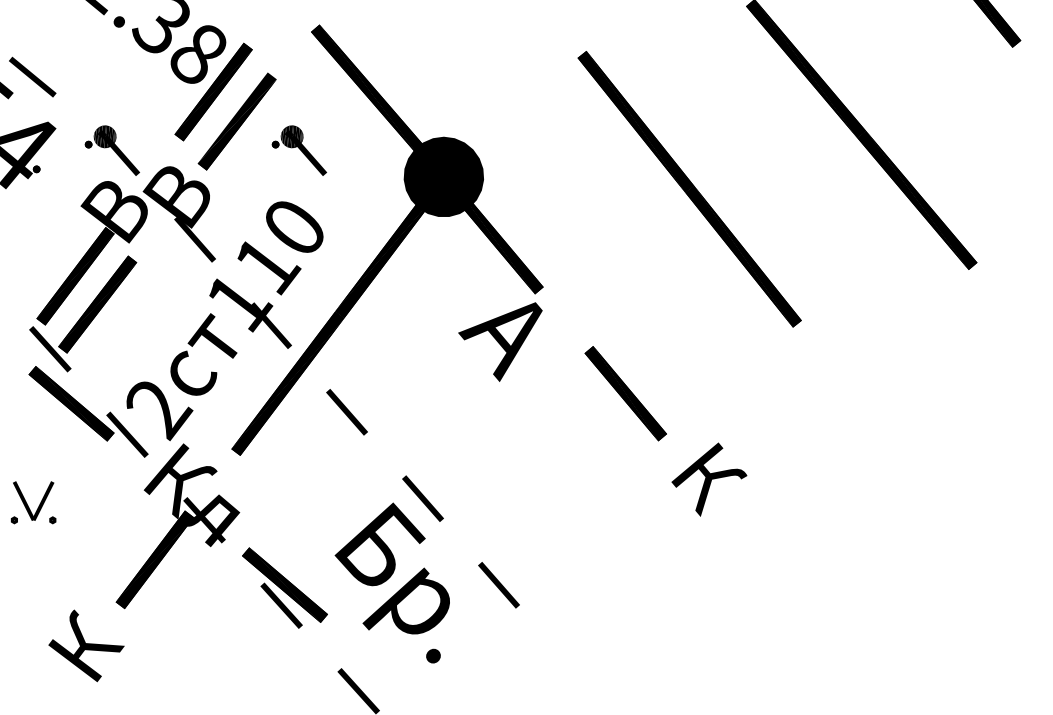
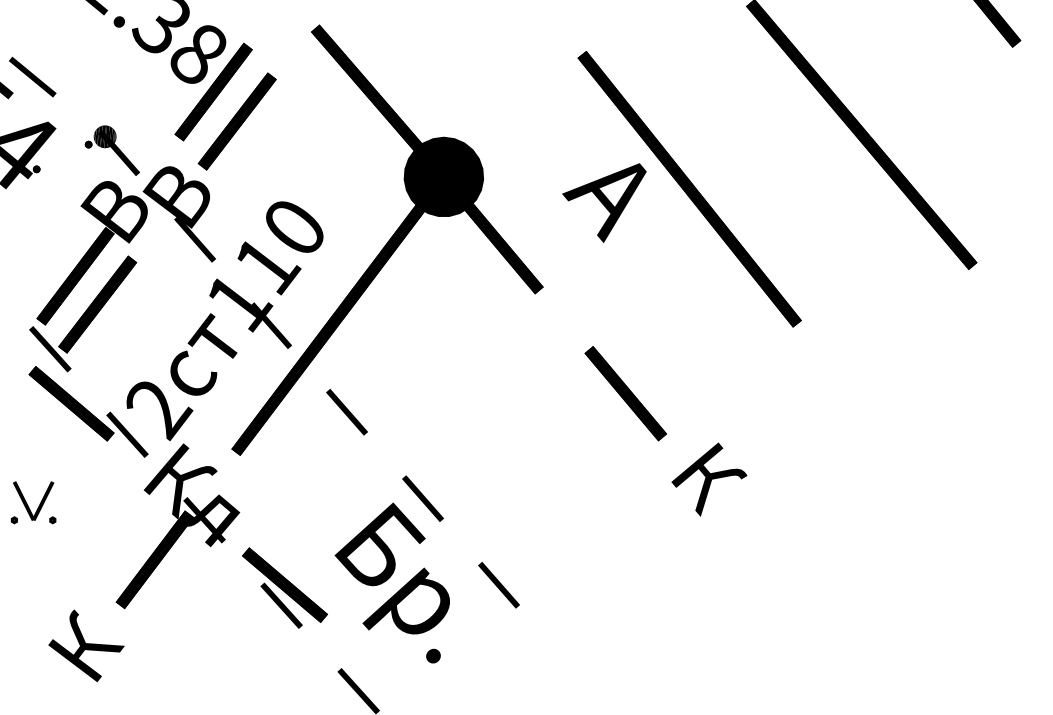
fill: none -> present (236, 117)
part: present -> none (298, 150)
text position: (500, 341) -> (604, 202) (604, 202)
